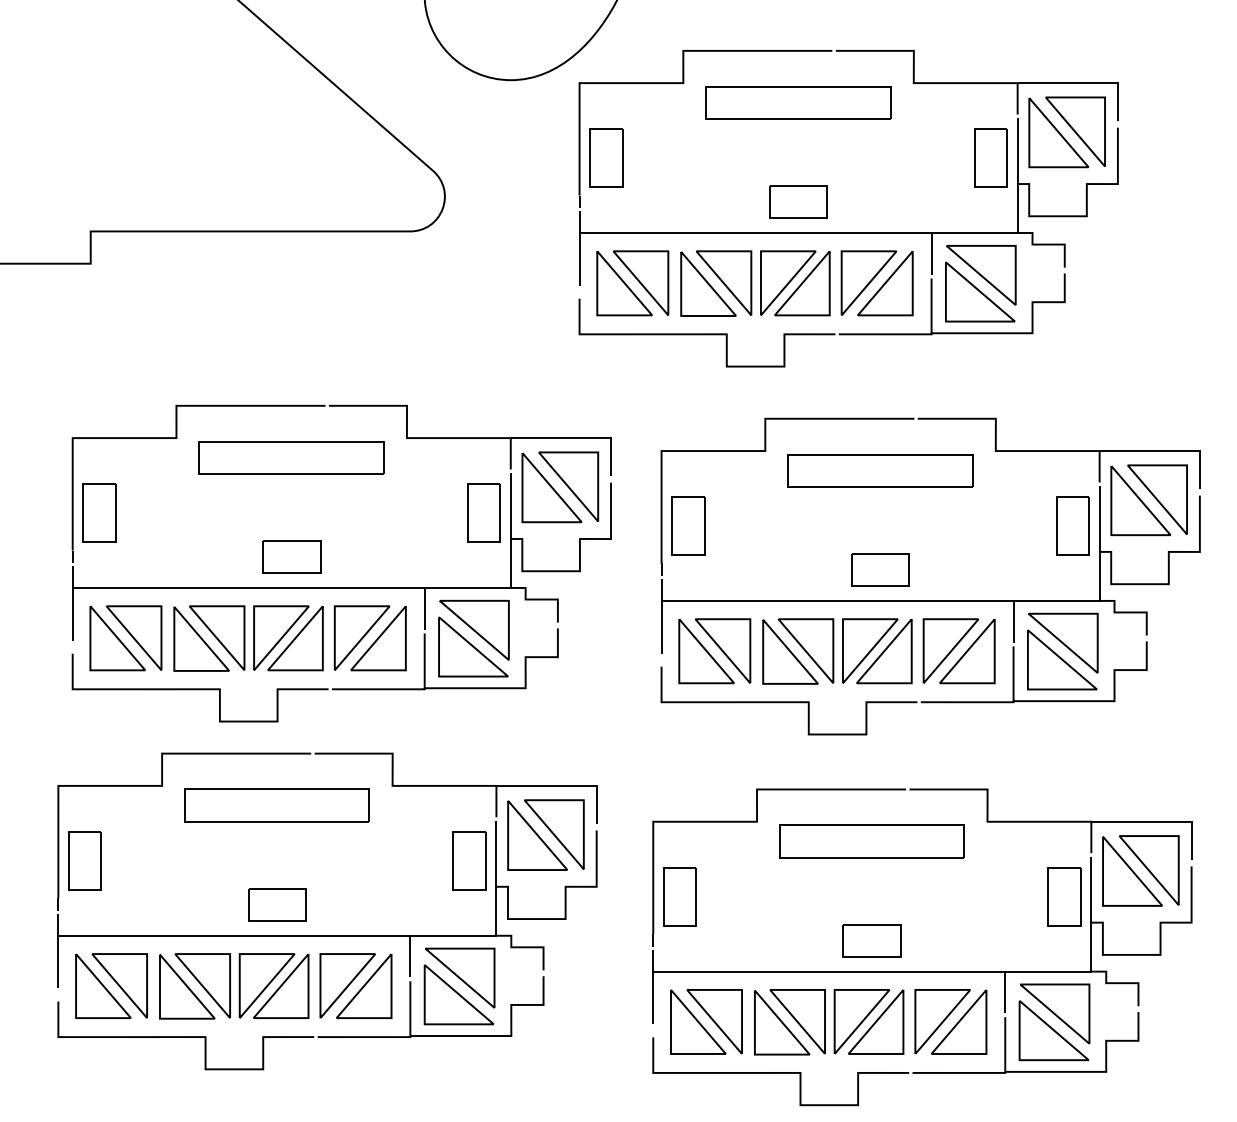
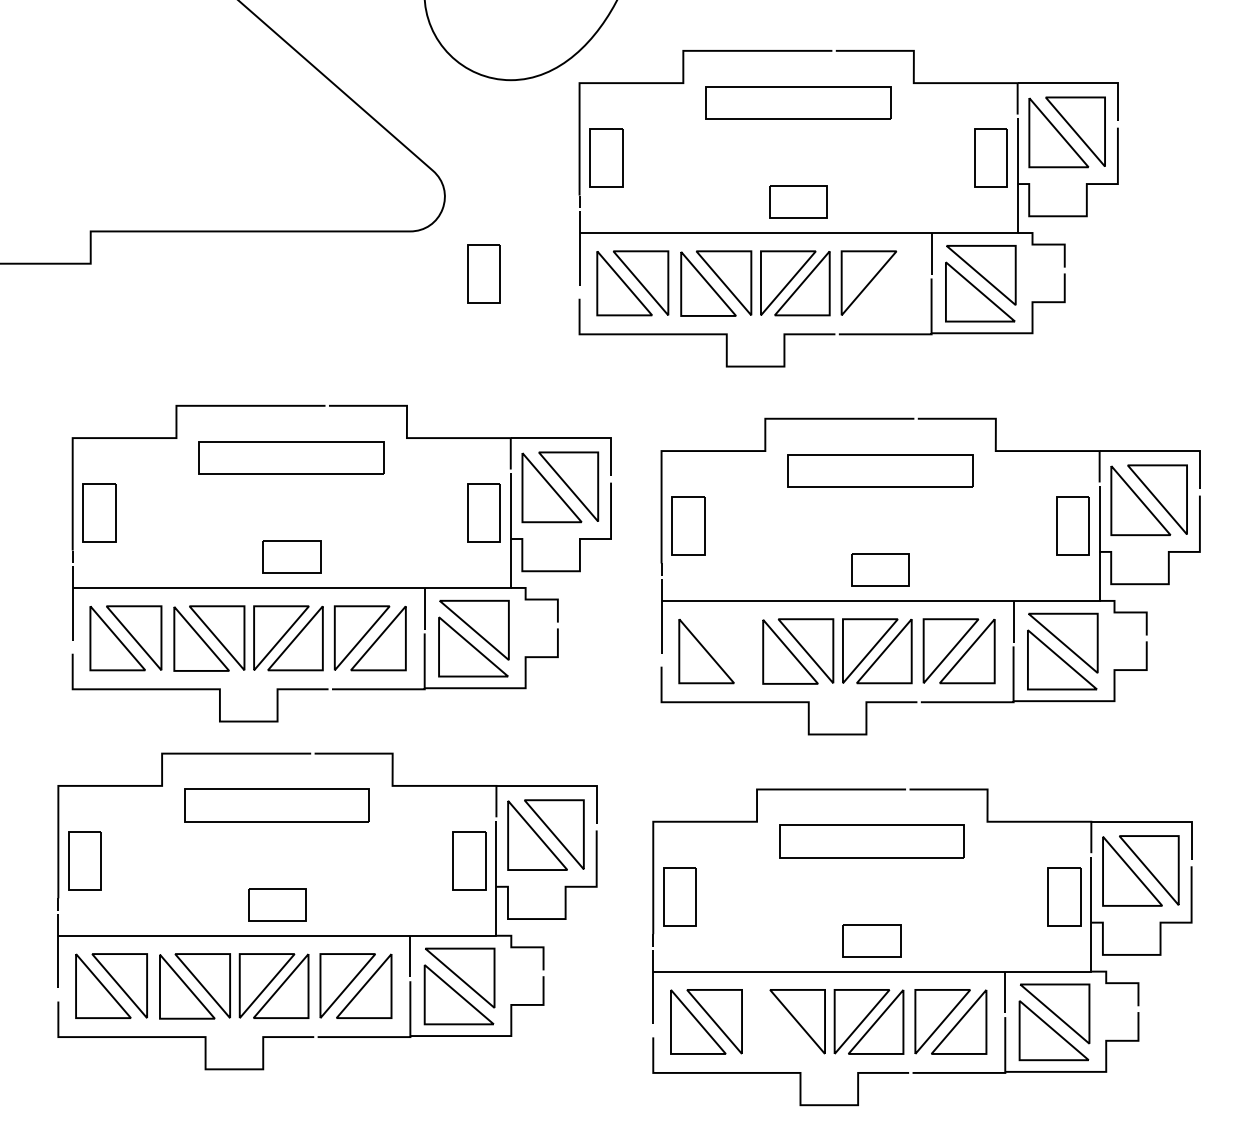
part: none -> present (483, 273)
part: present -> none (885, 283)
part: present -> none (722, 650)
part: present -> none (782, 1022)
